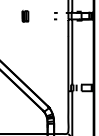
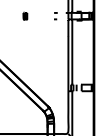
part size: 9x14 px -> 7x10 px (25, 15)
